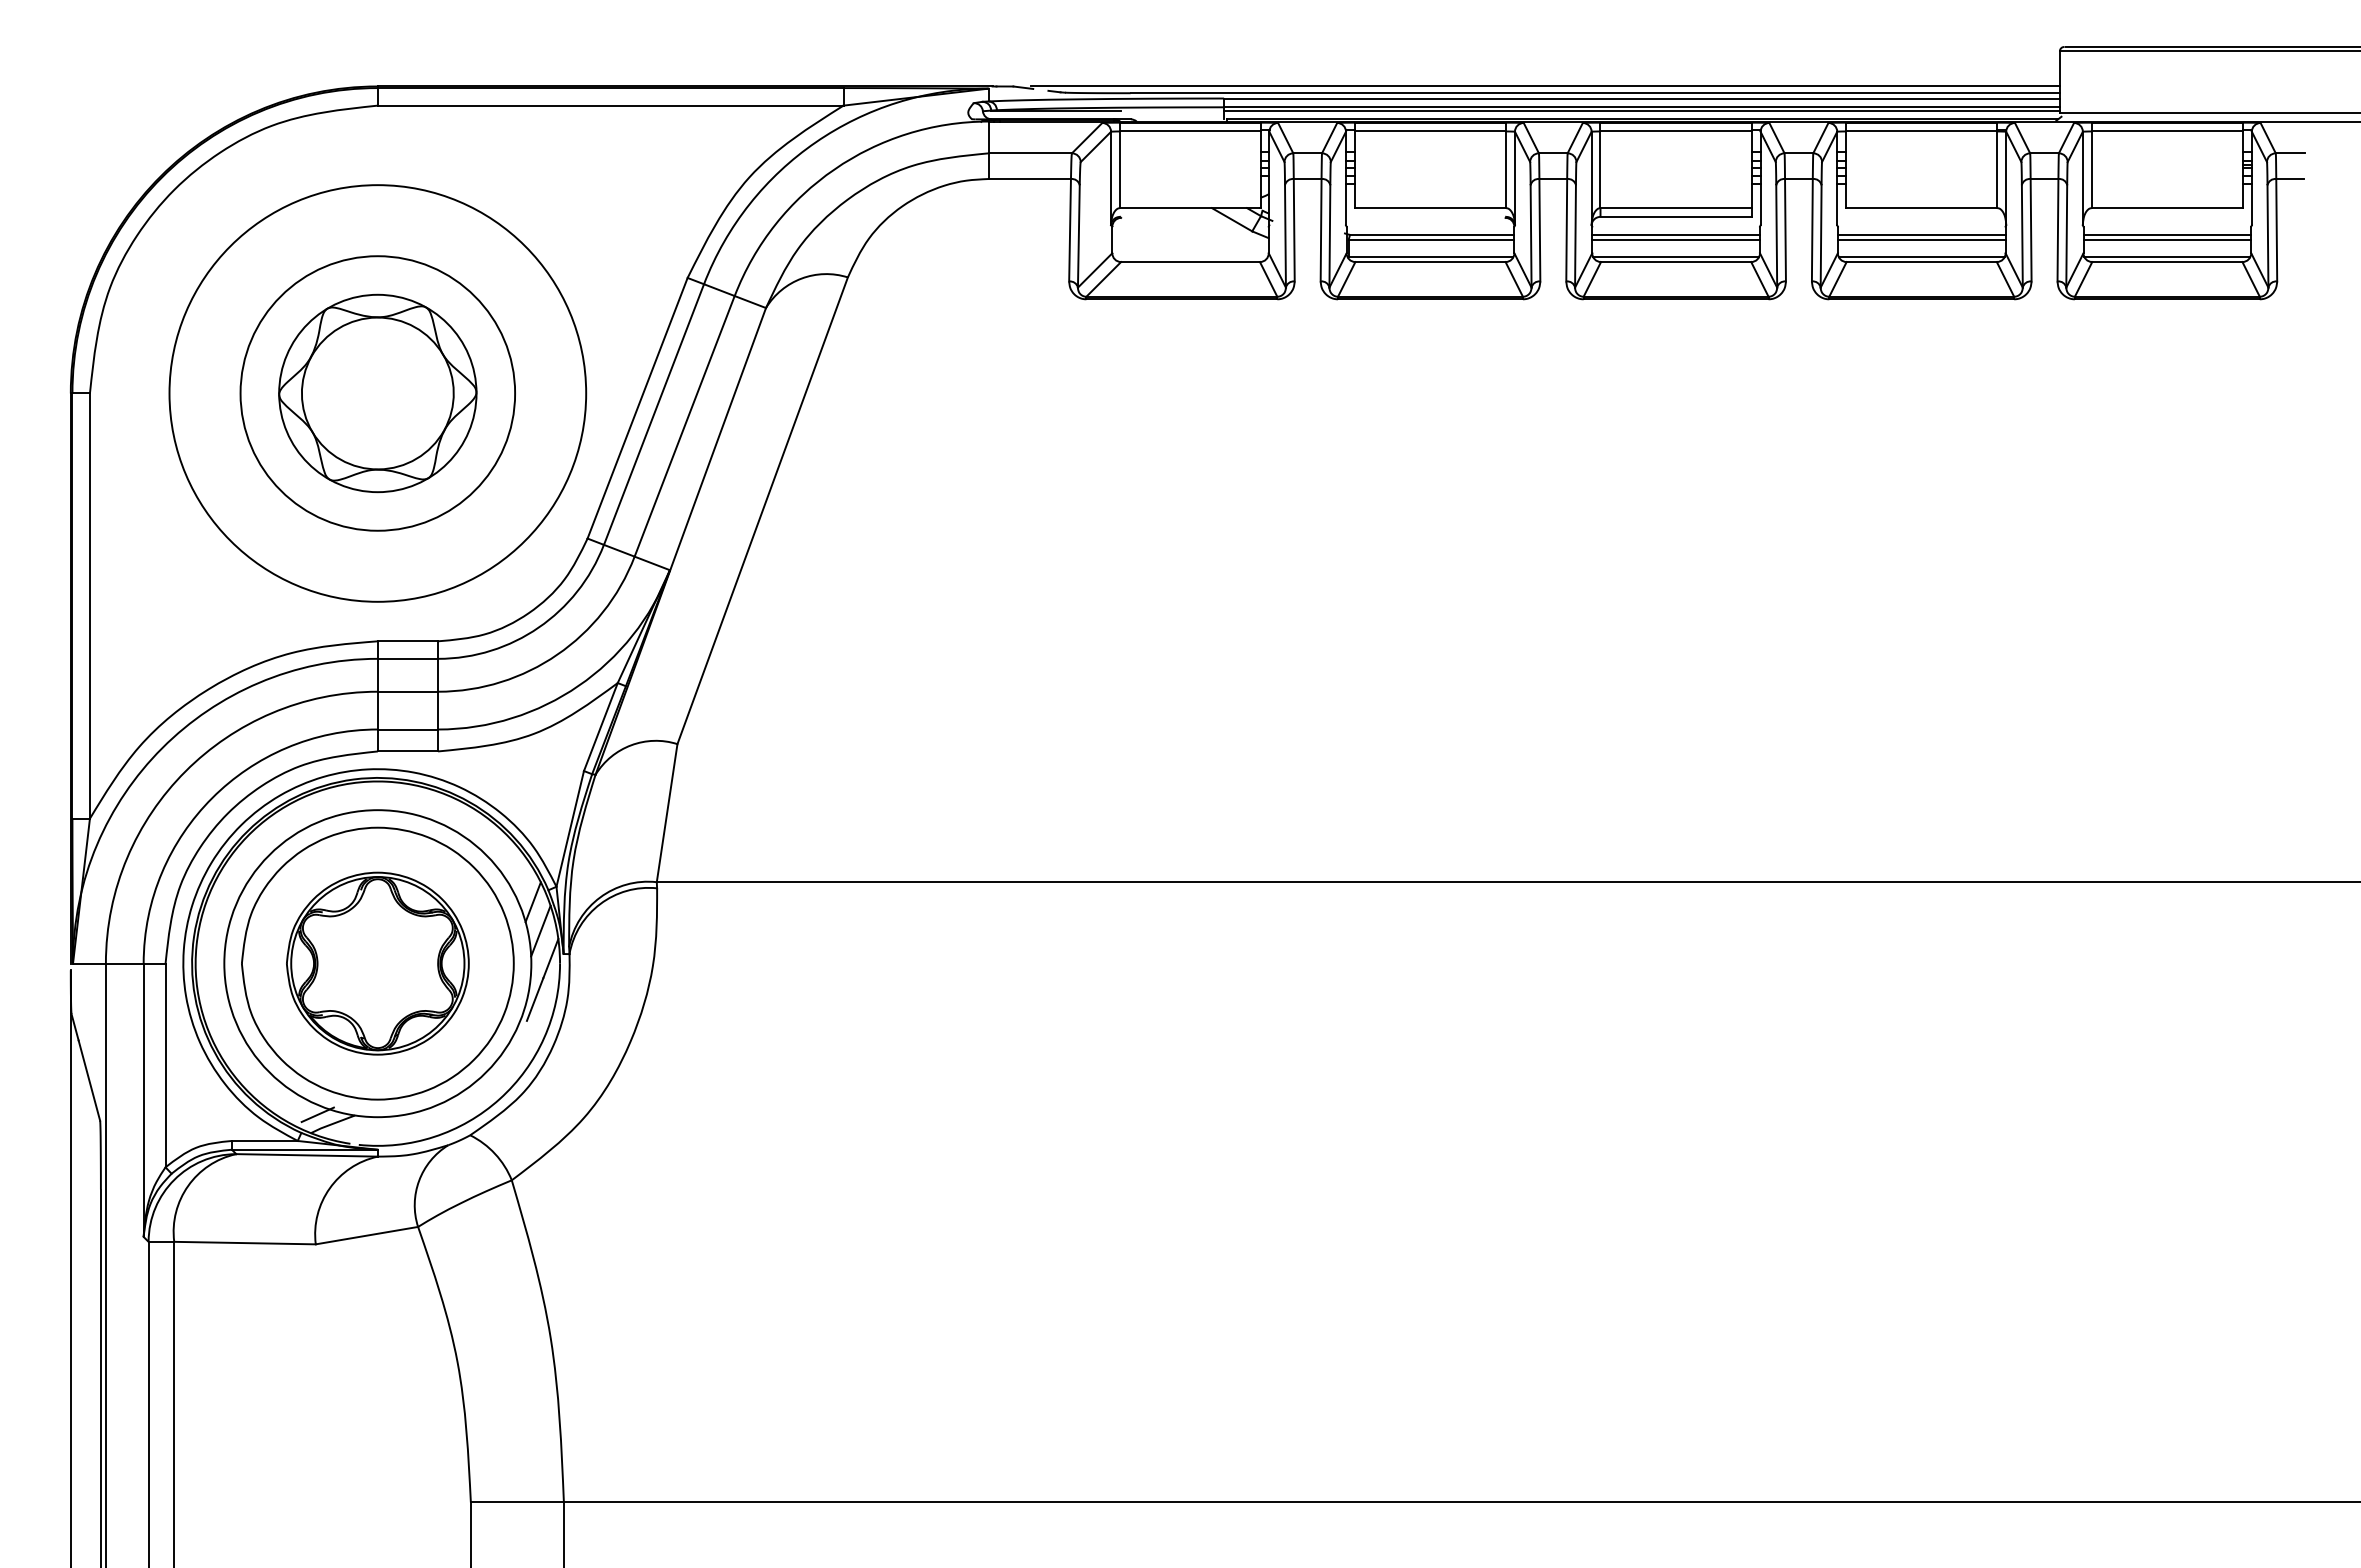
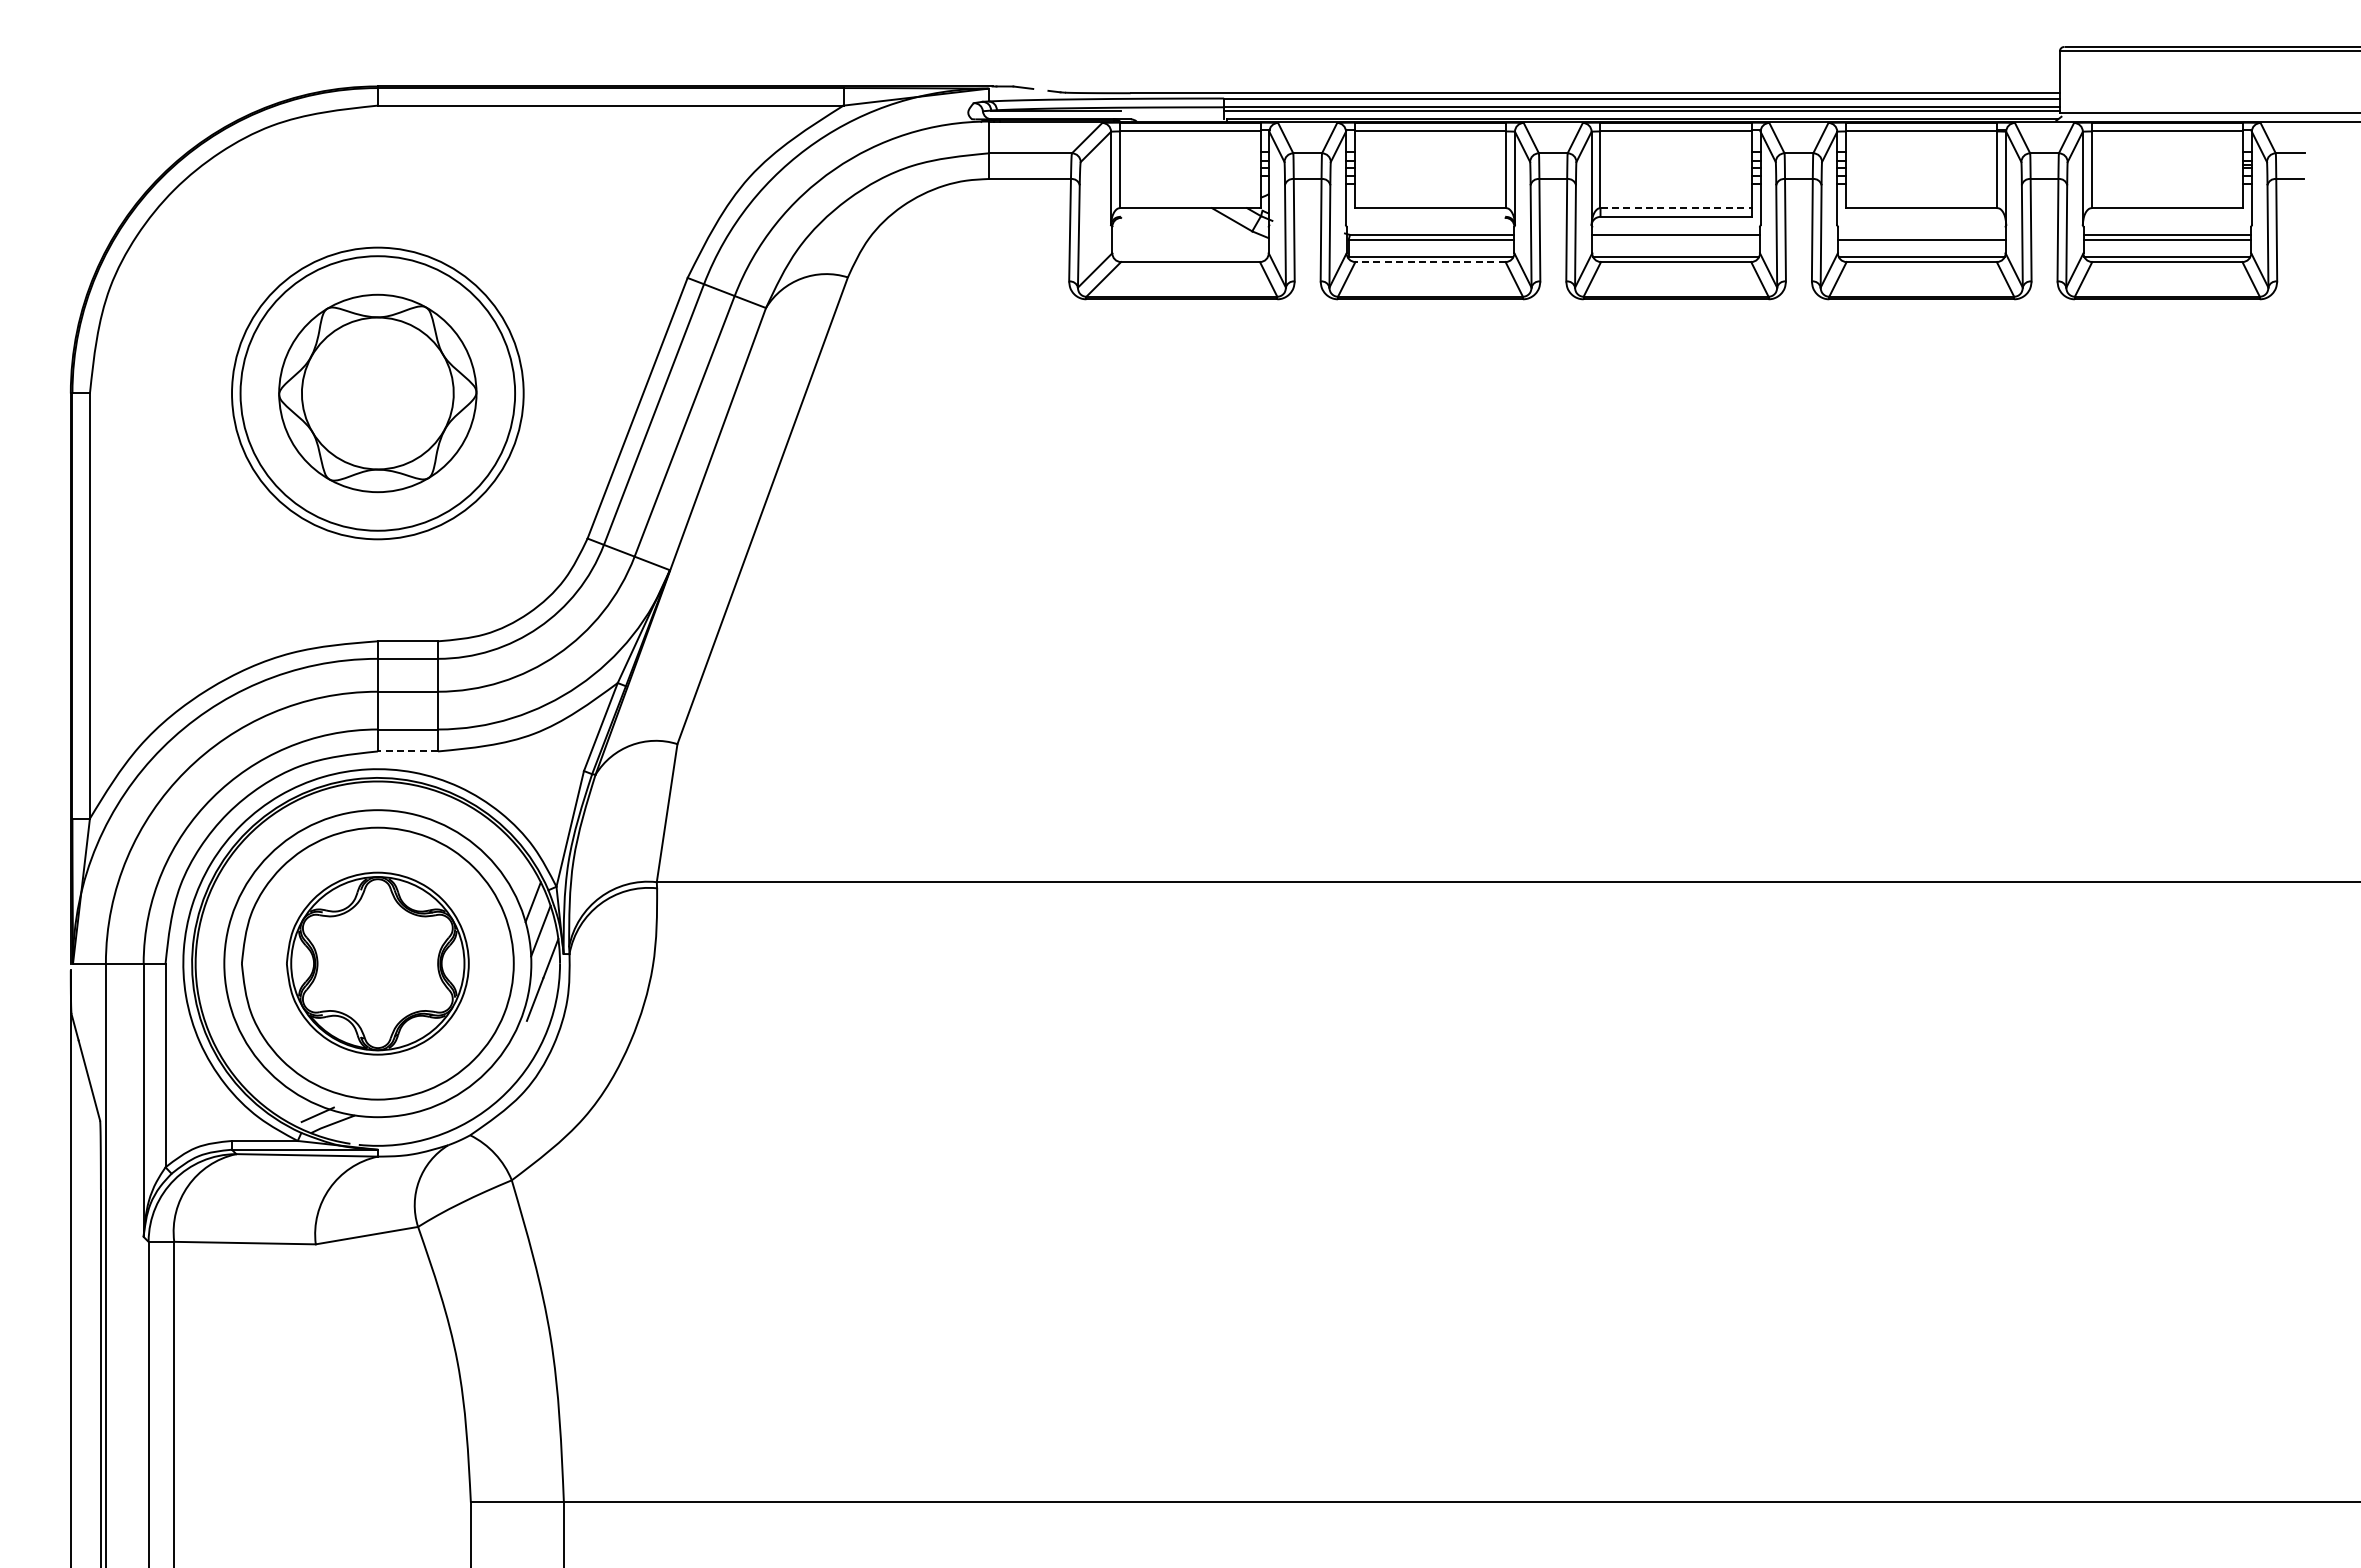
line: present -> none (1545, 86)
line: solid -> dashed (1676, 208)
line: present -> none (1921, 234)
line: present -> none (1675, 239)
line: solid -> dashed (1430, 262)
circle diameter: 417 px -> 292 px (377, 393)
line: solid -> dashed (407, 751)
